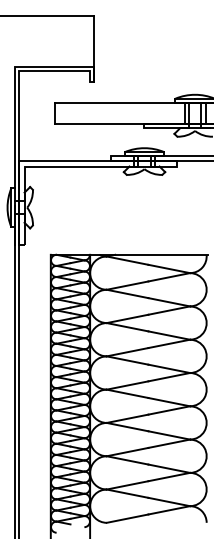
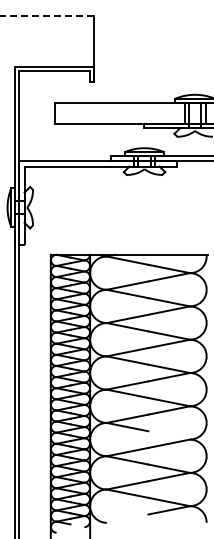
line: solid -> dashed (47, 16)
line: present -> none (169, 435)
line: present -> none (127, 518)
